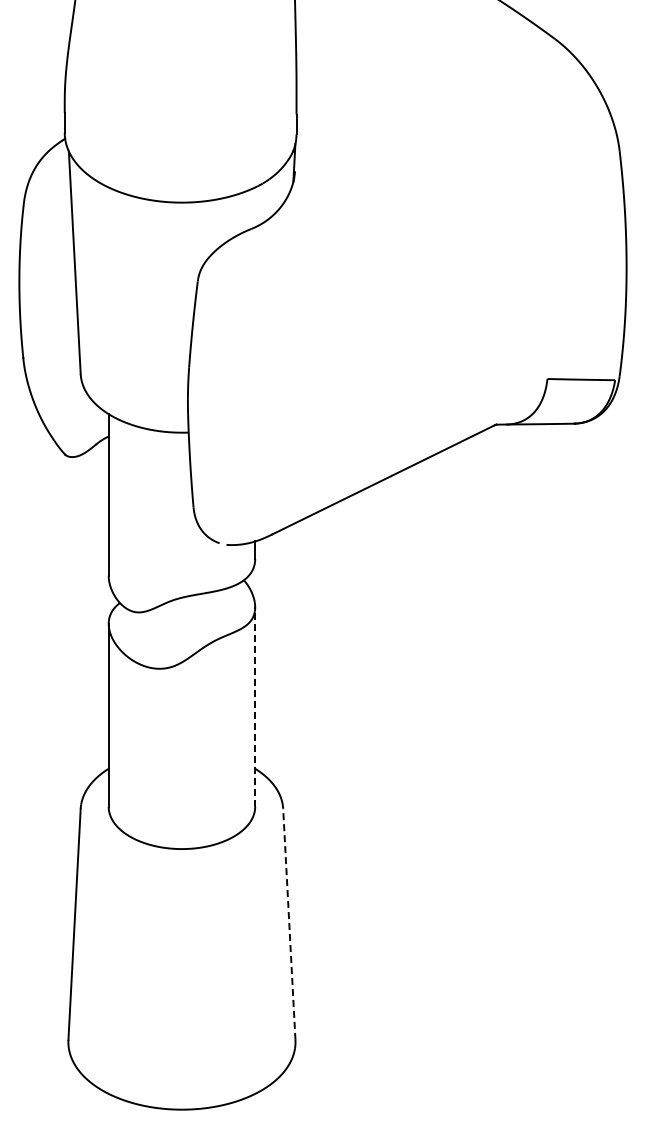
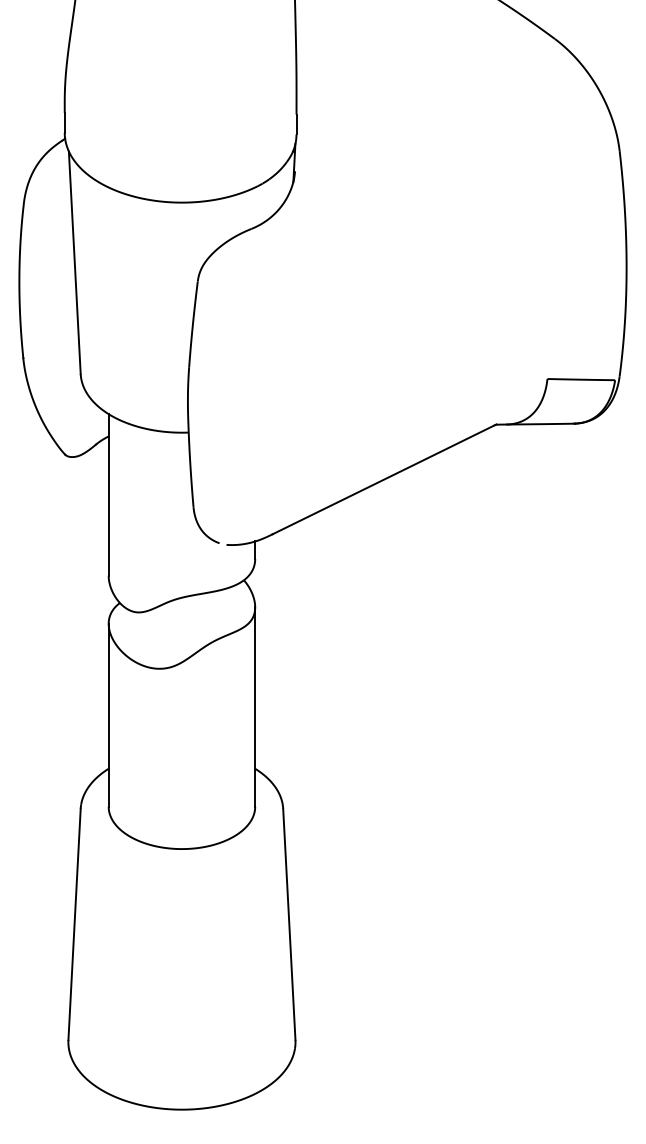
line: dashed -> solid (255, 707)
line: dashed -> solid (289, 924)
